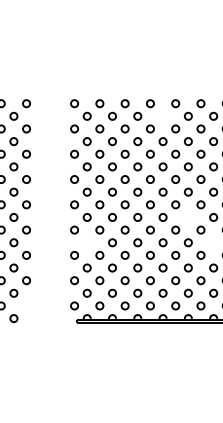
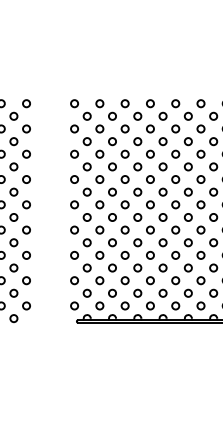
circle: none -> present (162, 115)
circle: none -> present (187, 217)
circle: none -> present (86, 242)
circle: none -> present (213, 242)
circle: none -> present (26, 305)
